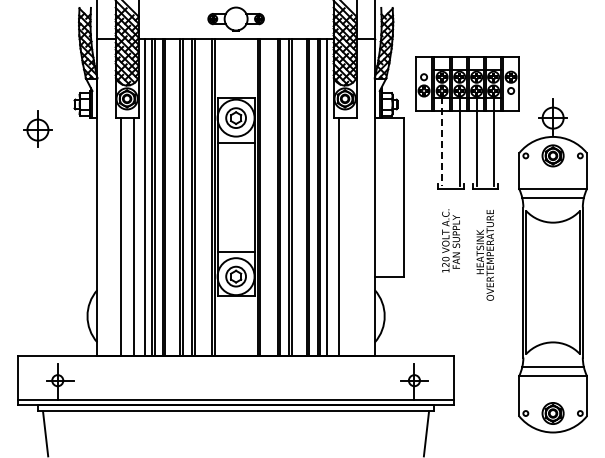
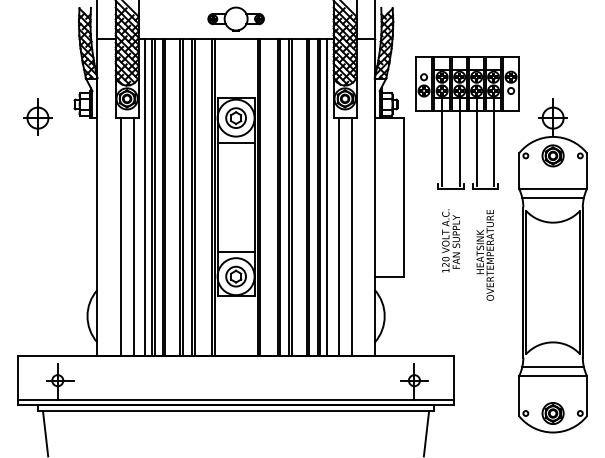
part position: (37, 128) -> (37, 116) (37, 116)
line: dashed -> solid (442, 141)
line: none -> present (351, 236)
